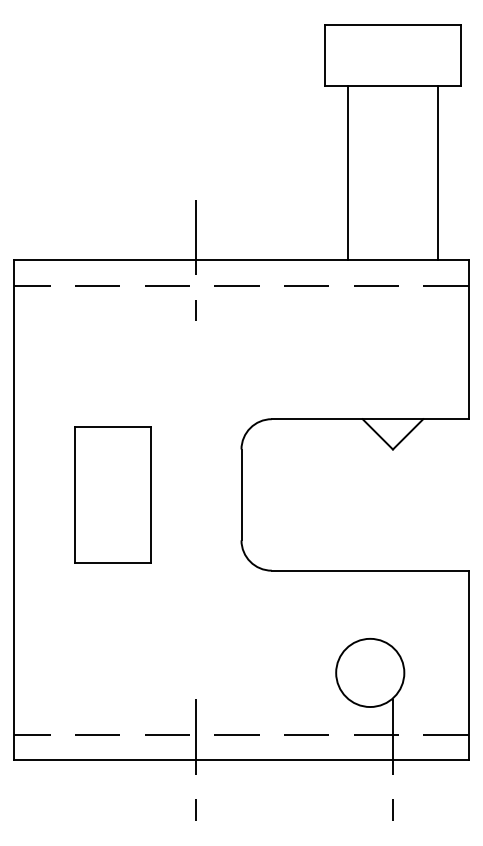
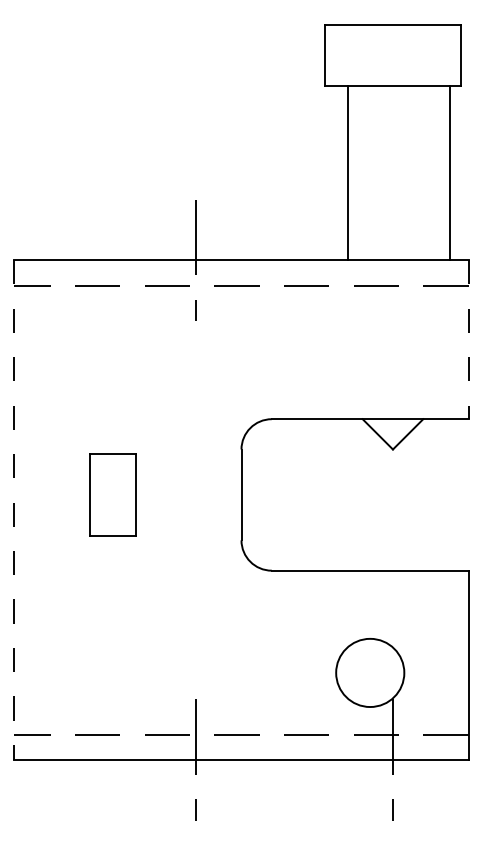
line position: (438, 172) -> (450, 172) (450, 172)
line: solid -> dashed (468, 339)
part size: 78x138 px -> 48x84 px (112, 494)
line: solid -> dashed (14, 510)
